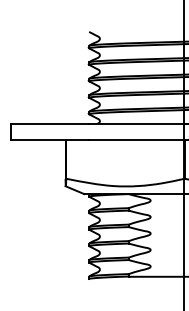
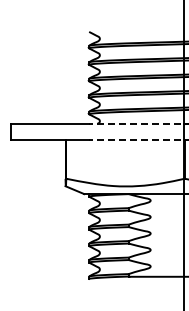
line: solid -> dashed (138, 124)
line: solid -> dashed (138, 139)
